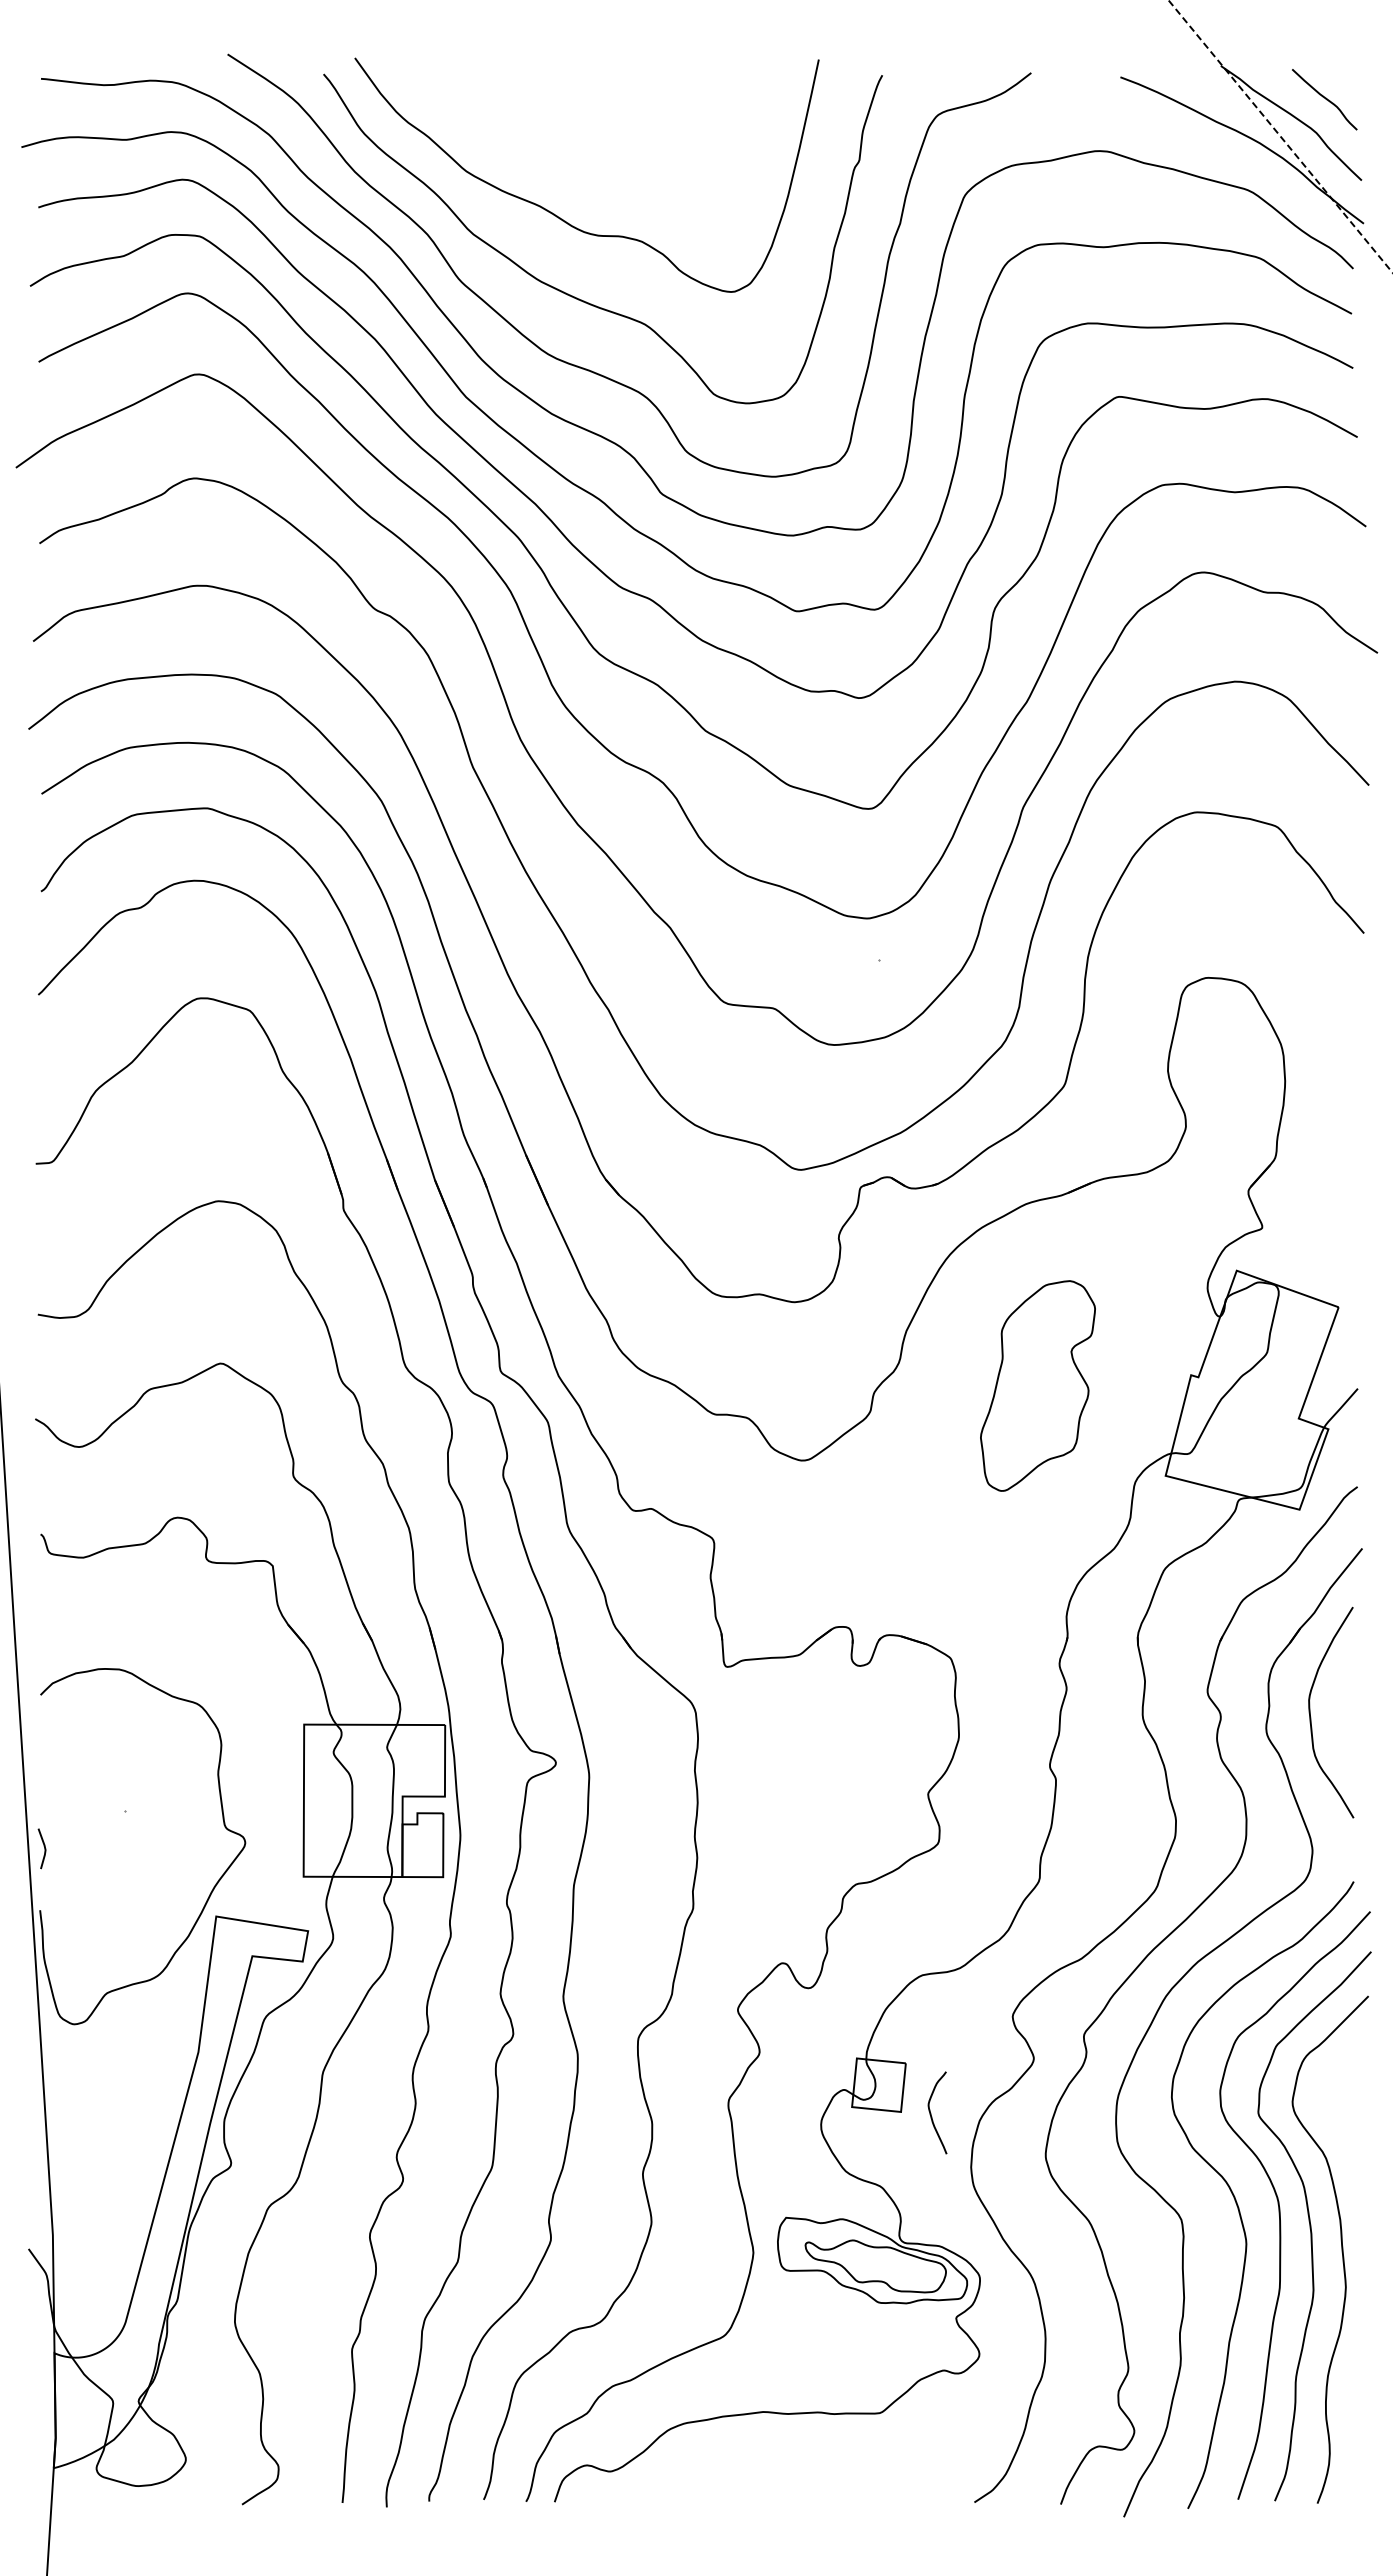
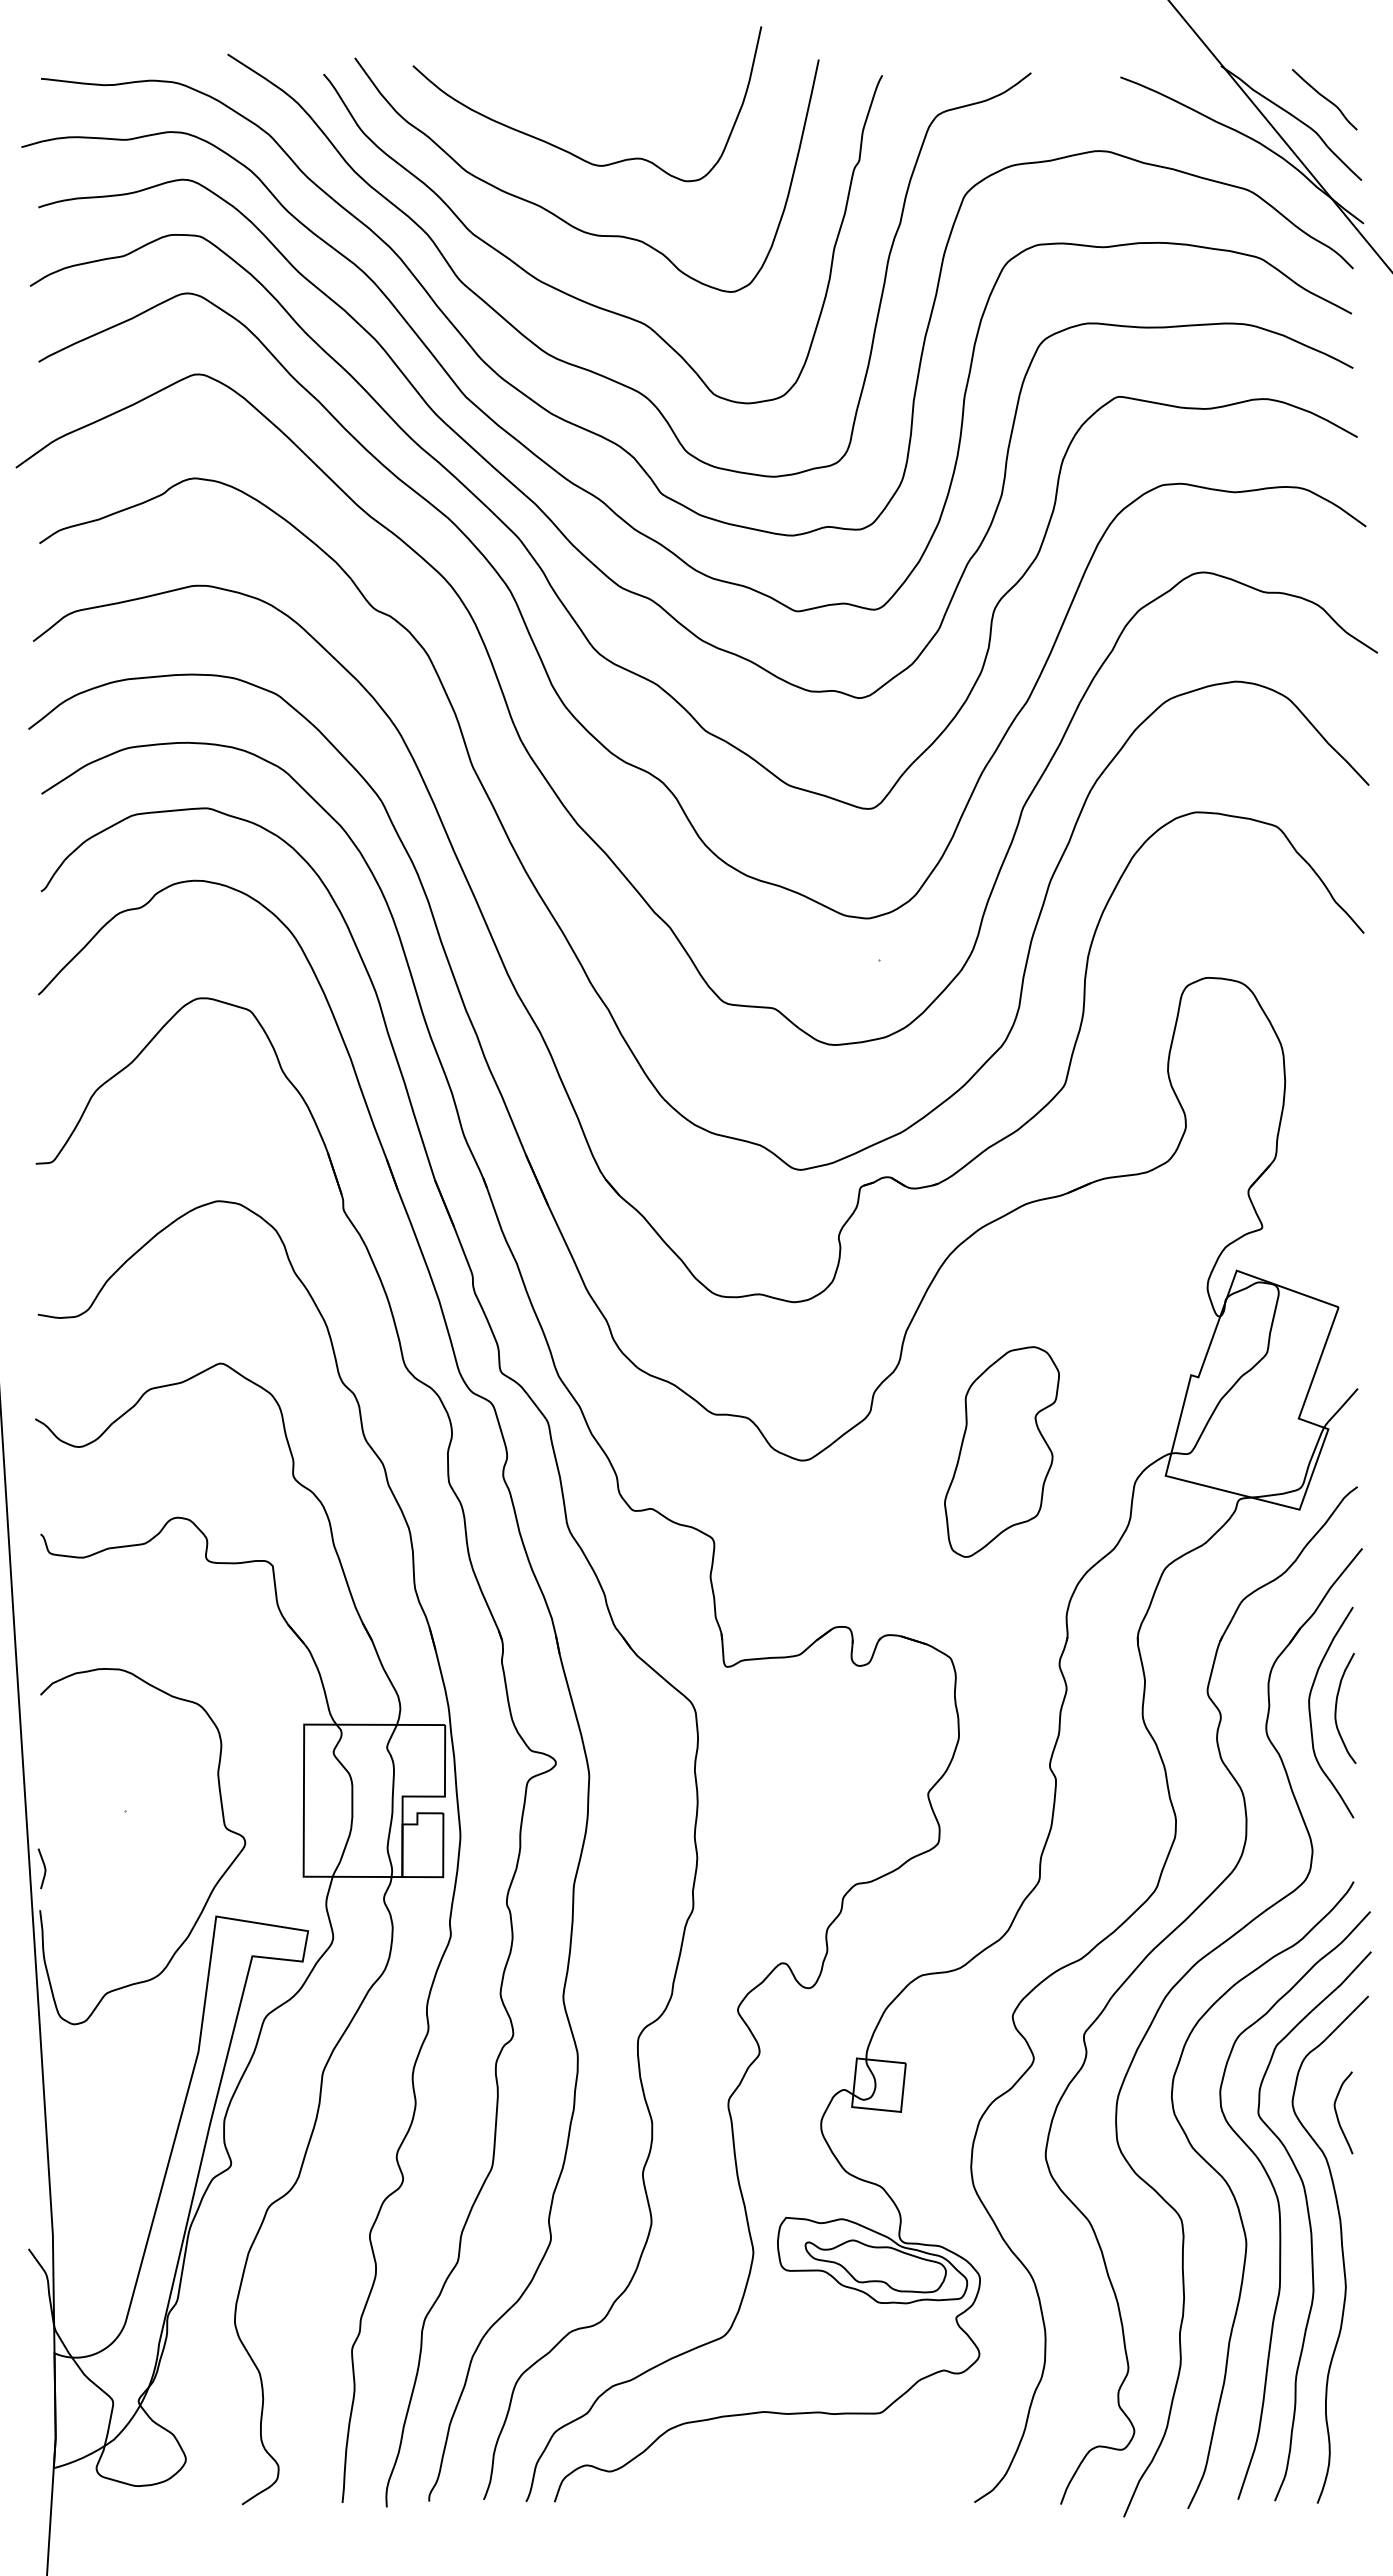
line: dashed -> solid (1280, 136)
curve: none -> present (567, 150)
part position: (1037, 1385) -> (1001, 1451) (1001, 1451)
curve: none -> present (1337, 1704)
line position: (43, 1846) -> (43, 1866) (43, 1866)
curve position: (931, 2113) -> (1337, 2113) (1337, 2113)
